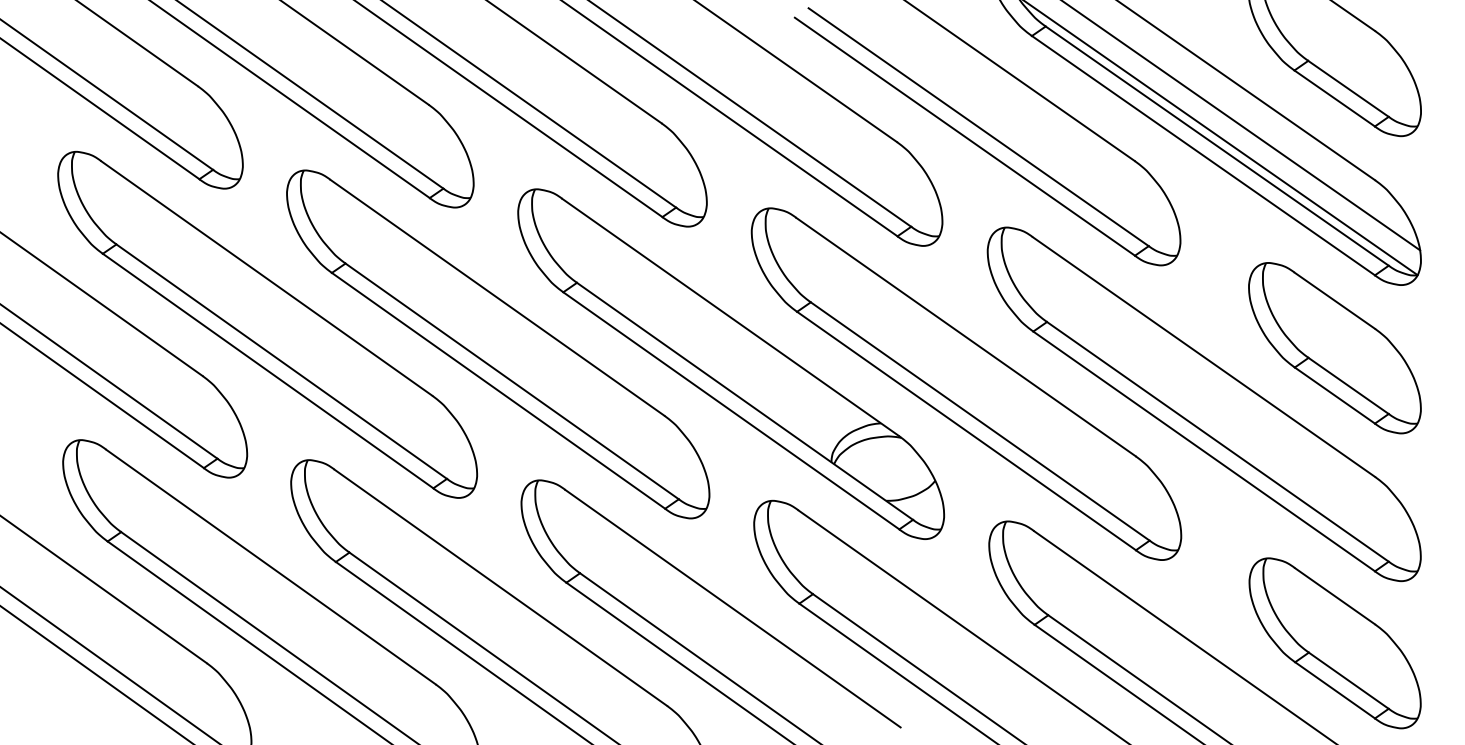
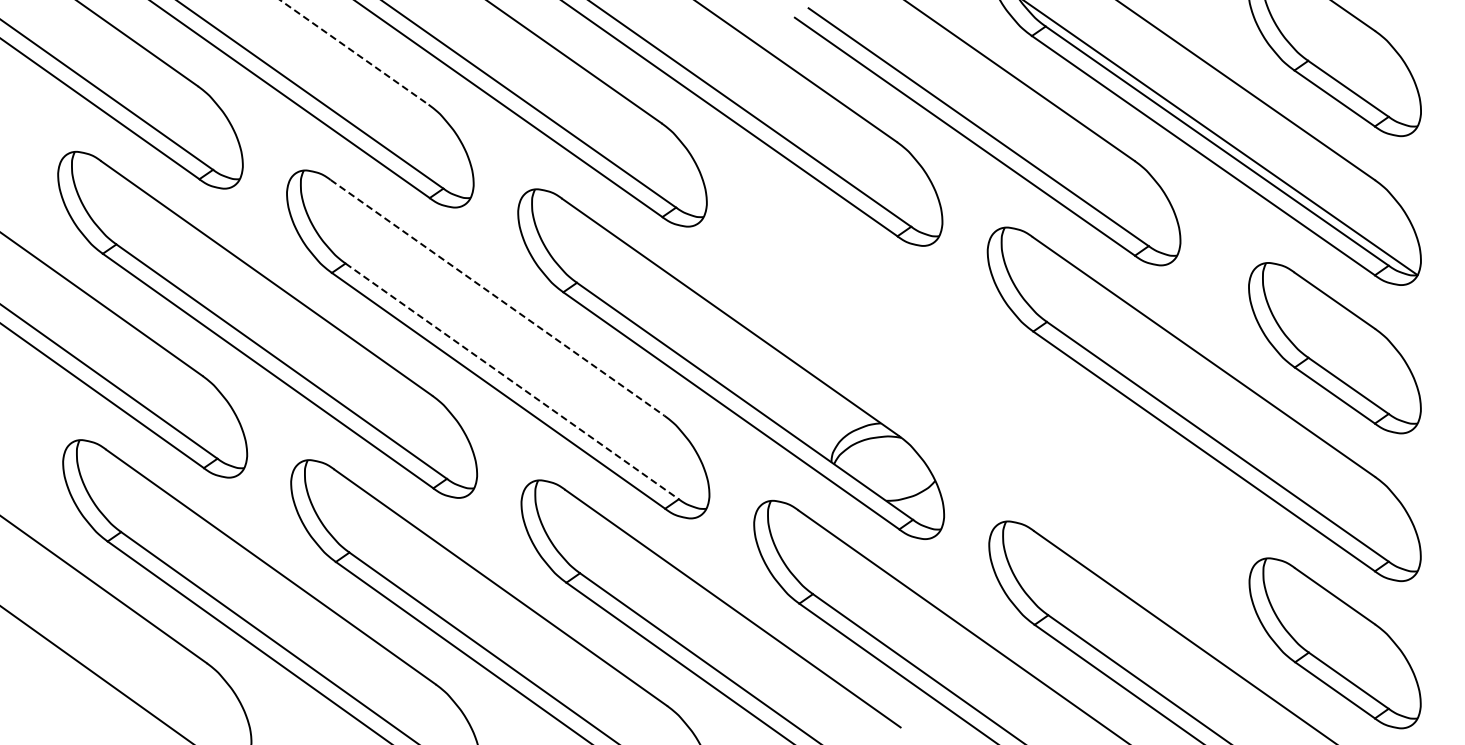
line: solid -> dashed (354, 52)
line: present -> none (1242, 126)
line: solid -> dashed (497, 298)
line: solid -> dashed (512, 381)
part: present -> none (966, 383)
line: present -> none (109, 664)
